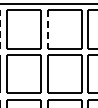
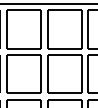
line: dashed -> solid (0, 29)
line: dashed -> solid (47, 30)
